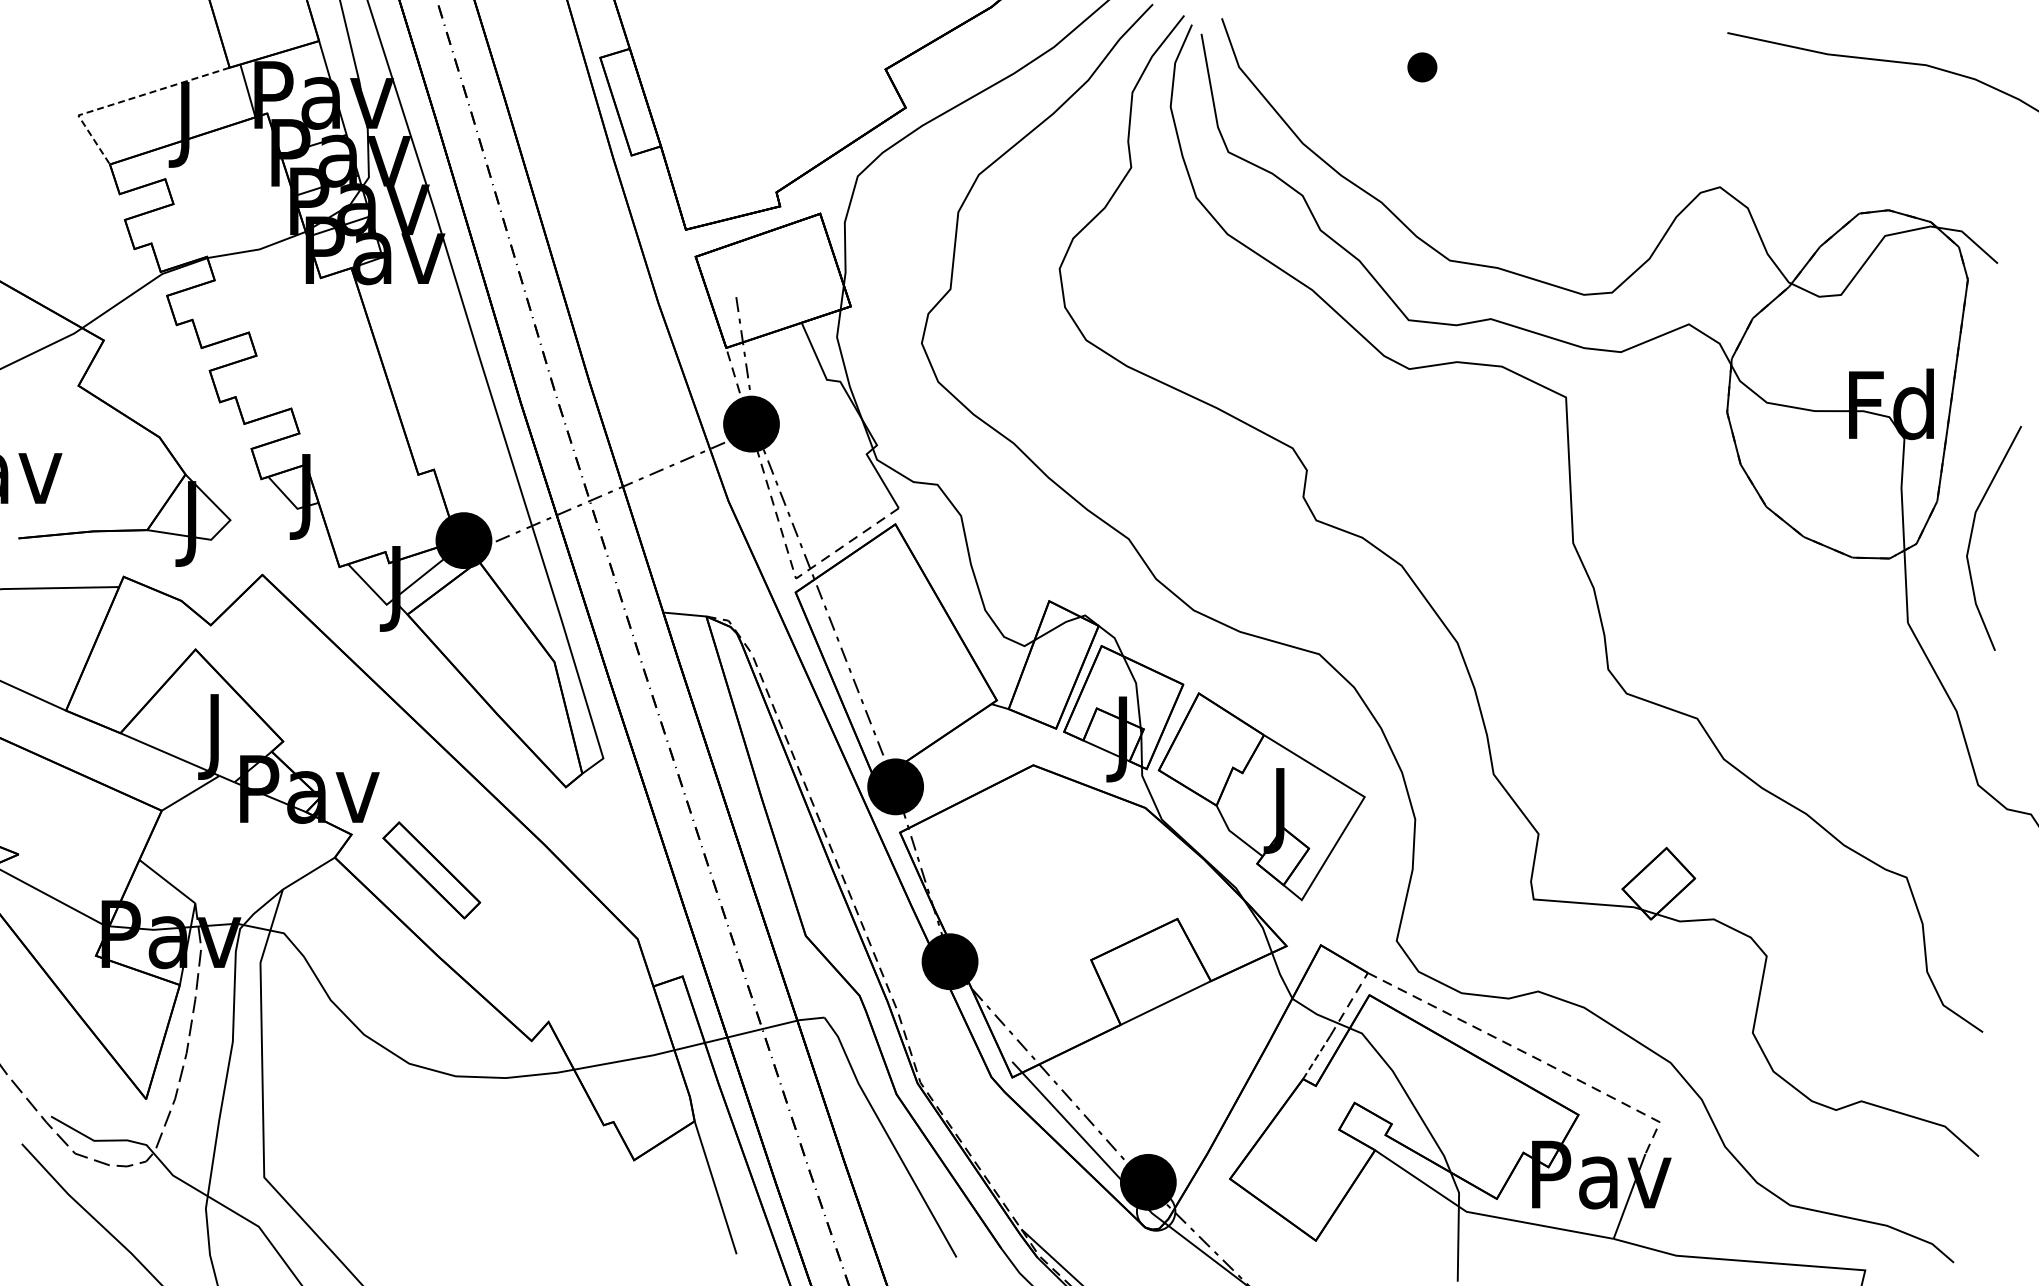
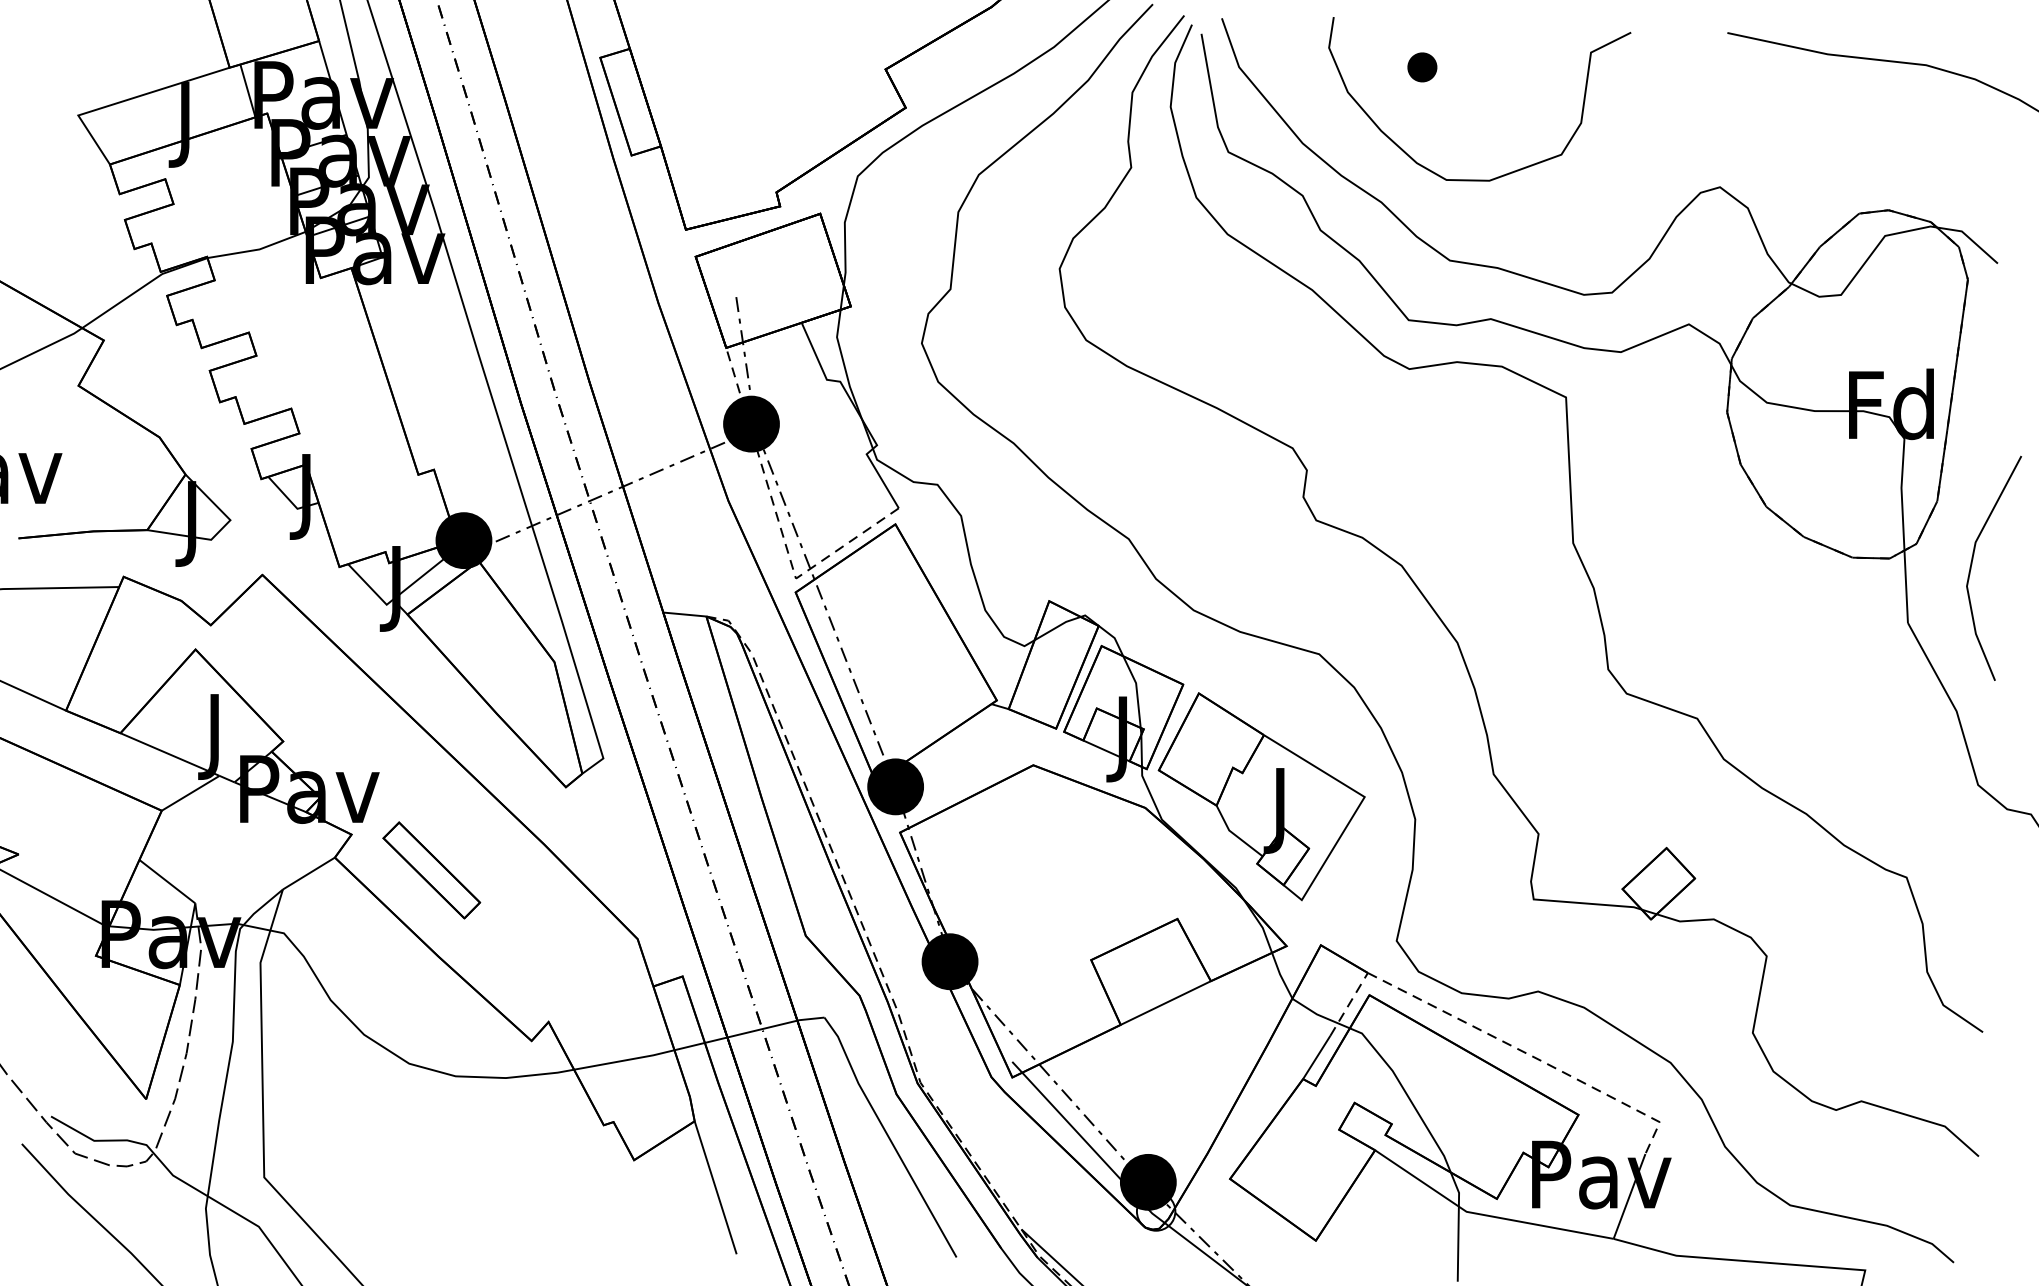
line: dashed -> solid (124, 100)
curve: none -> present (1508, 172)
line position: (1972, 534) -> (1972, 564) (1972, 564)
line: dashed -> solid (1316, 1057)
